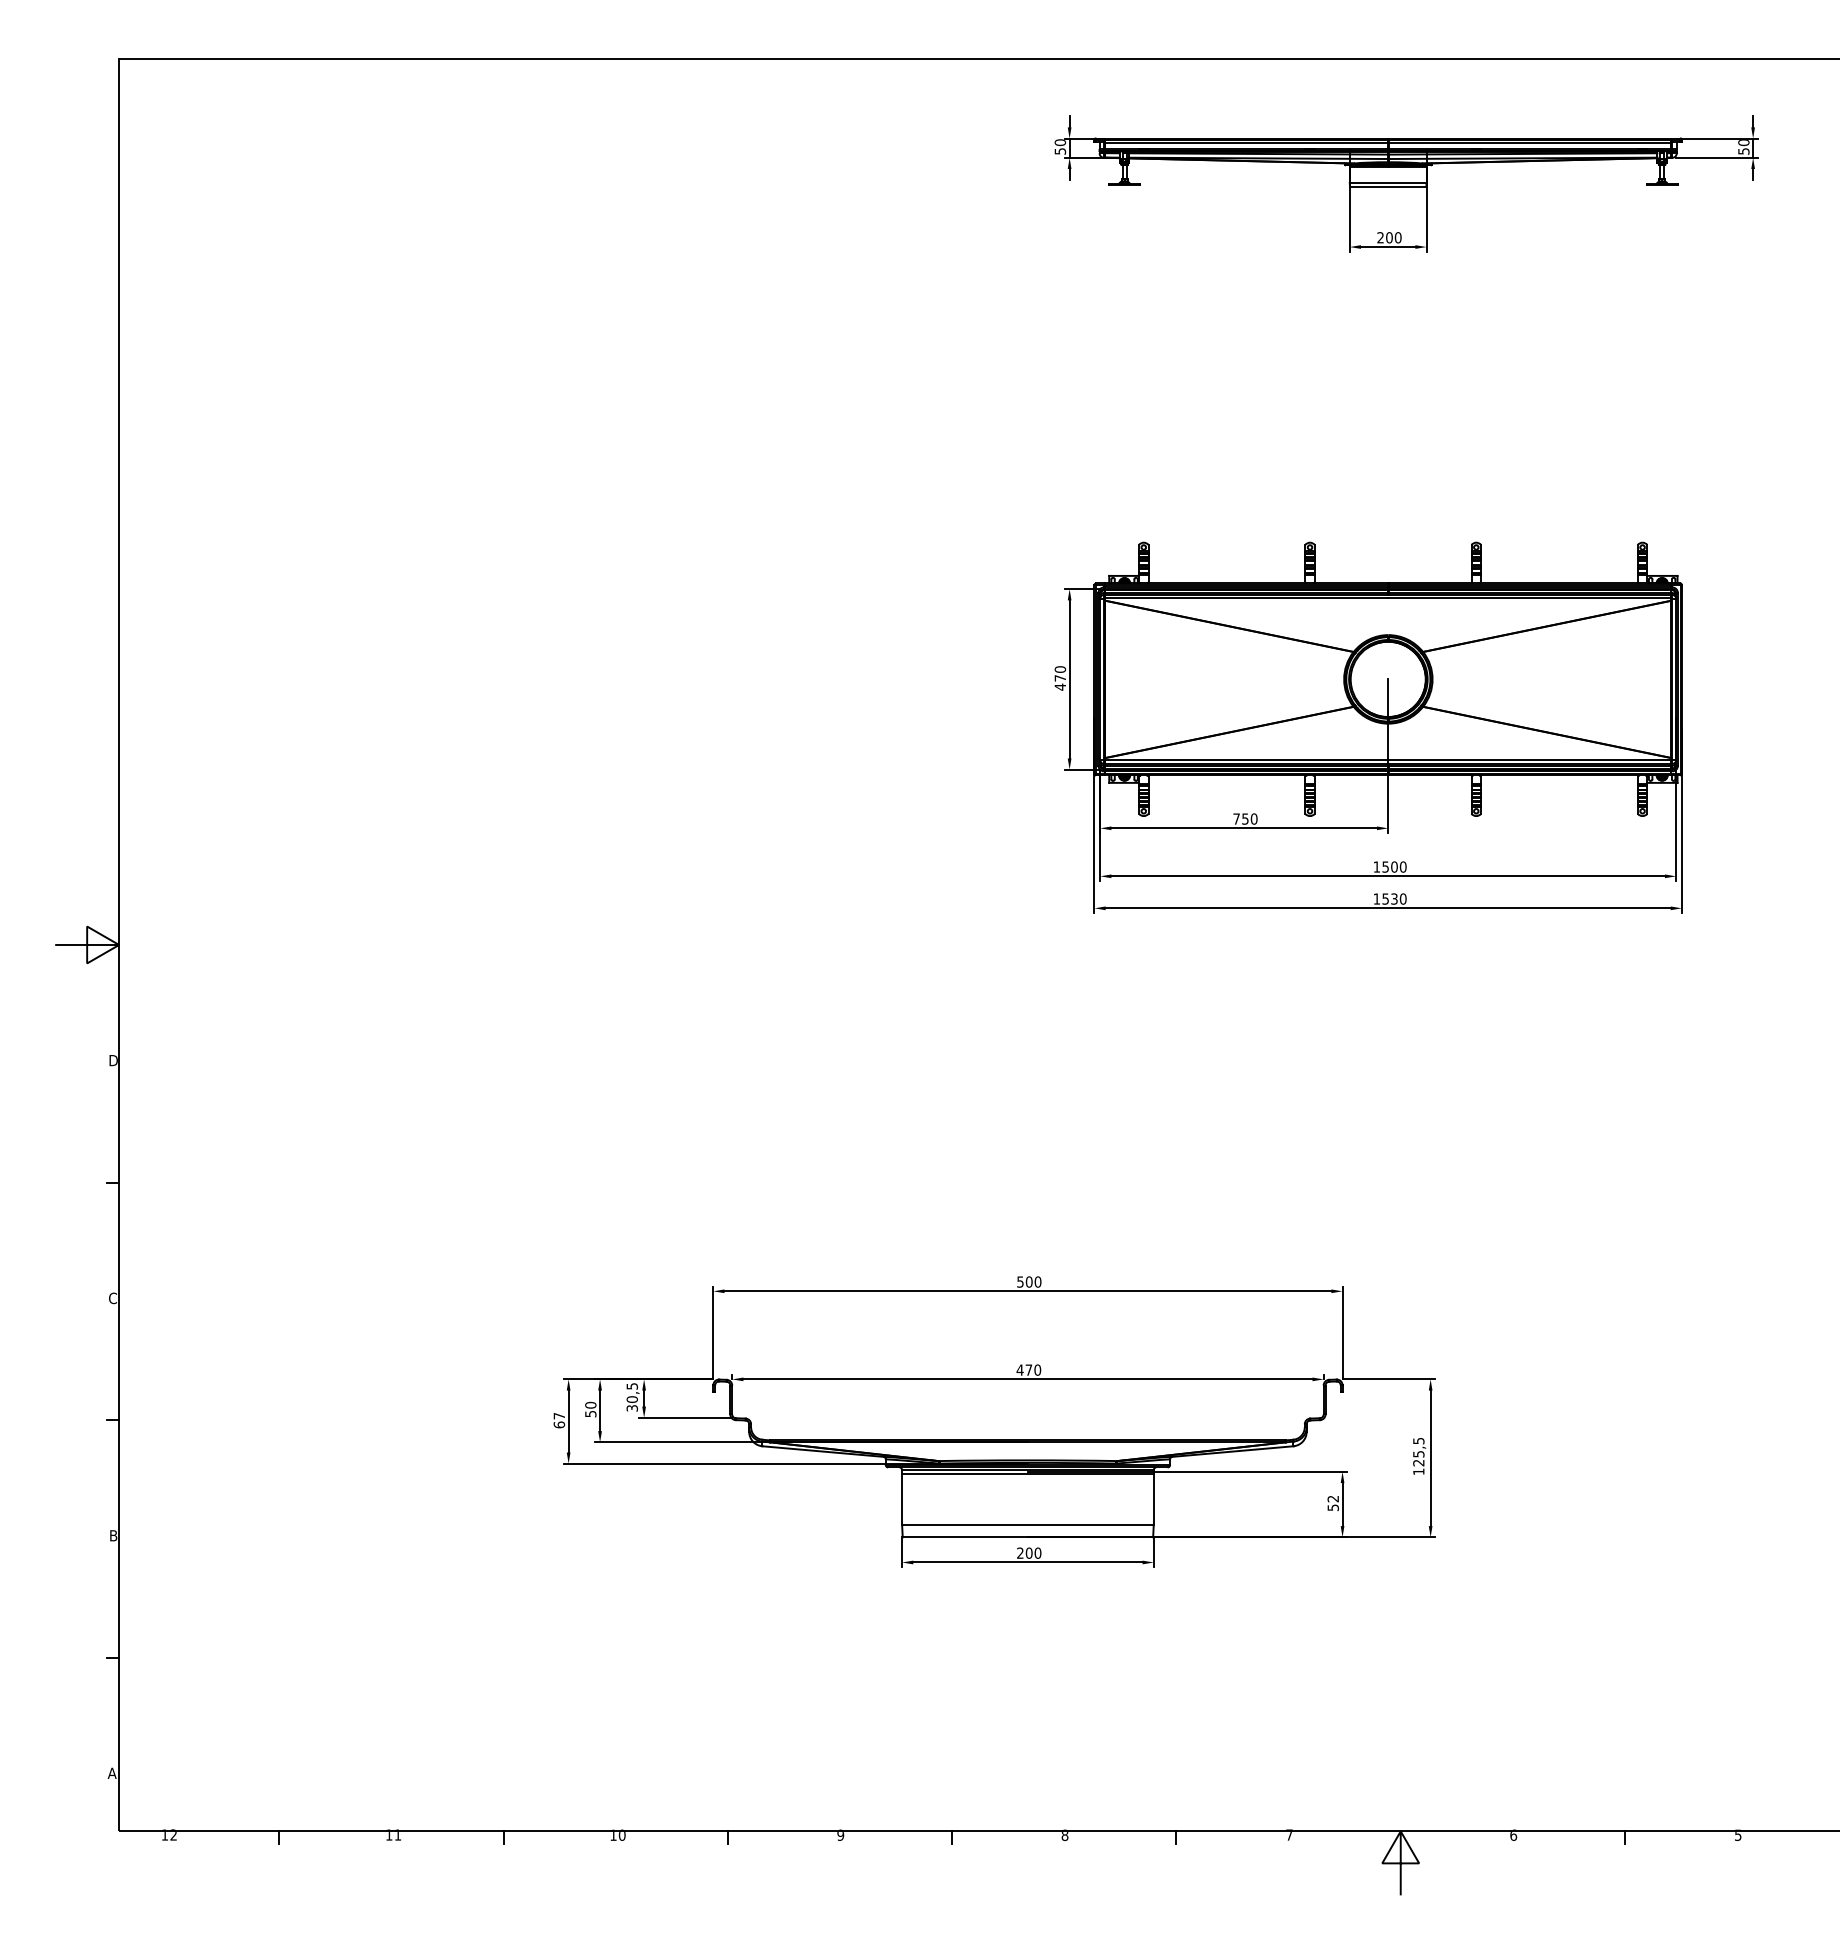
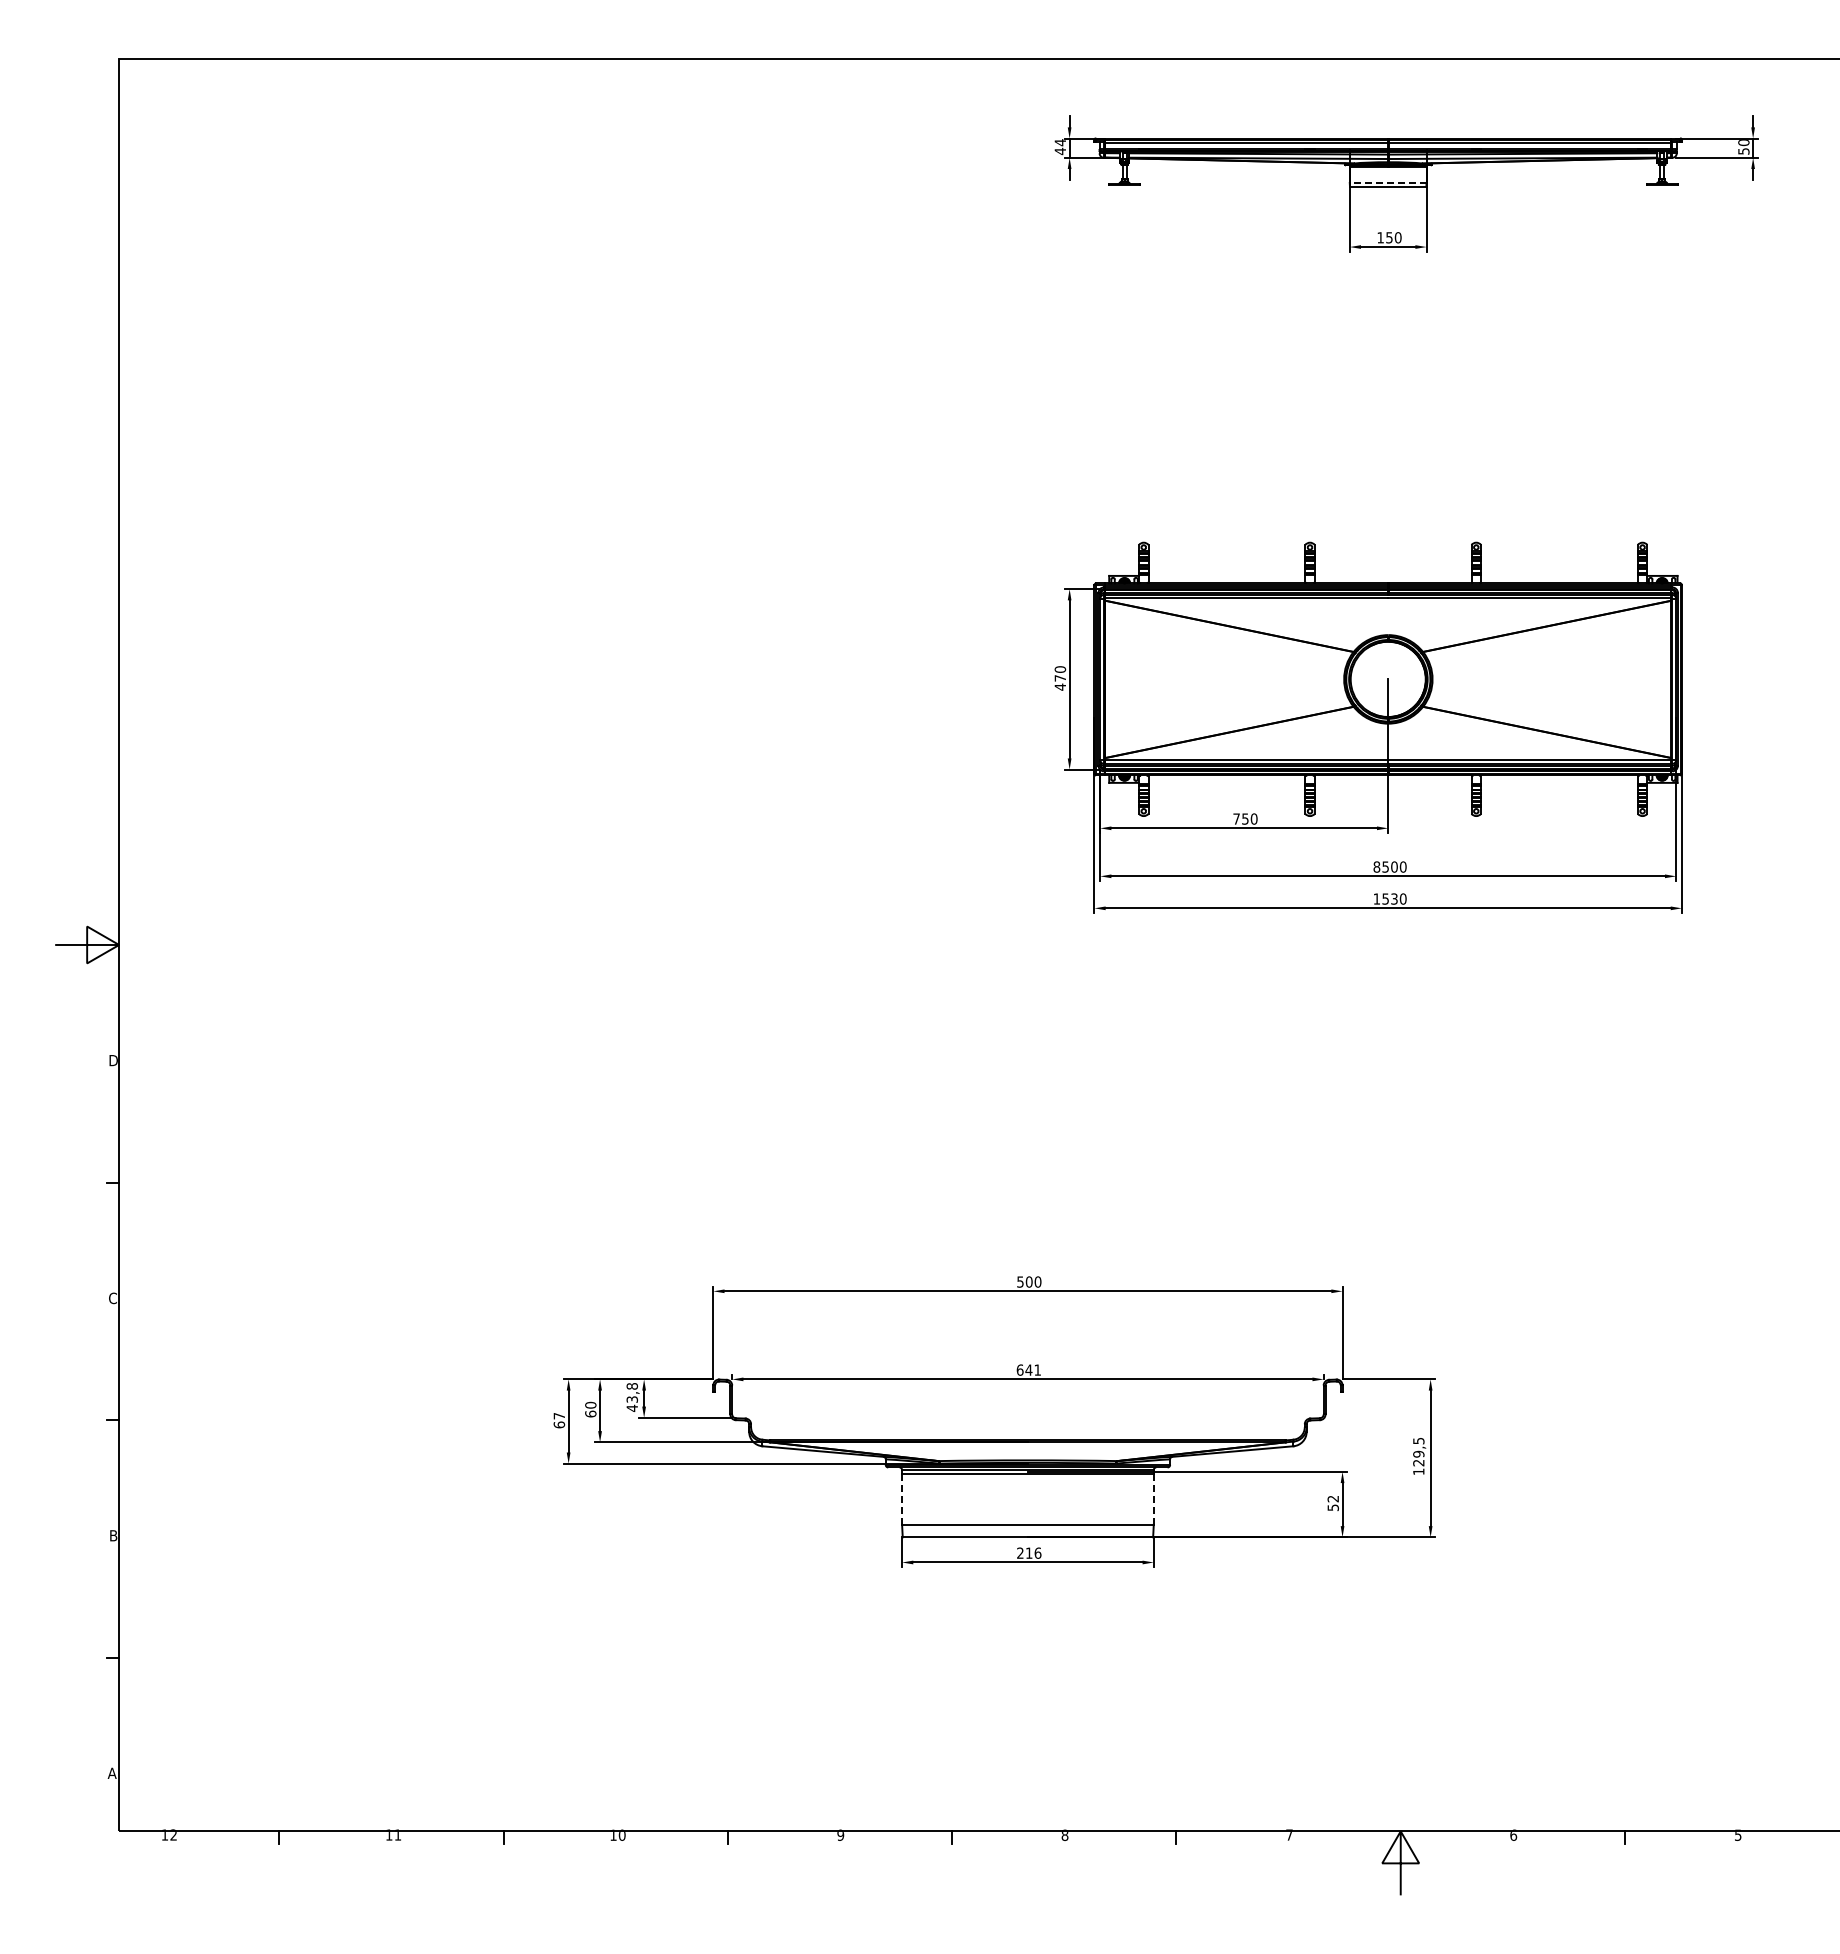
text: 50 -> 44 (1060, 147)
line: solid -> dashed (1387, 182)
text: 200 -> 150 (1384, 237)
text: 1500 -> 8500 (1376, 866)
text: 470 -> 641 (1028, 1369)
text: 30,5 -> 43,8 (631, 1397)
text: 50 -> 60 (590, 1413)
text: 125,5 -> 129,5 (1418, 1453)
line: solid -> dashed (902, 1498)
line: solid -> dashed (1153, 1498)
text: 200 -> 216 (1033, 1552)
